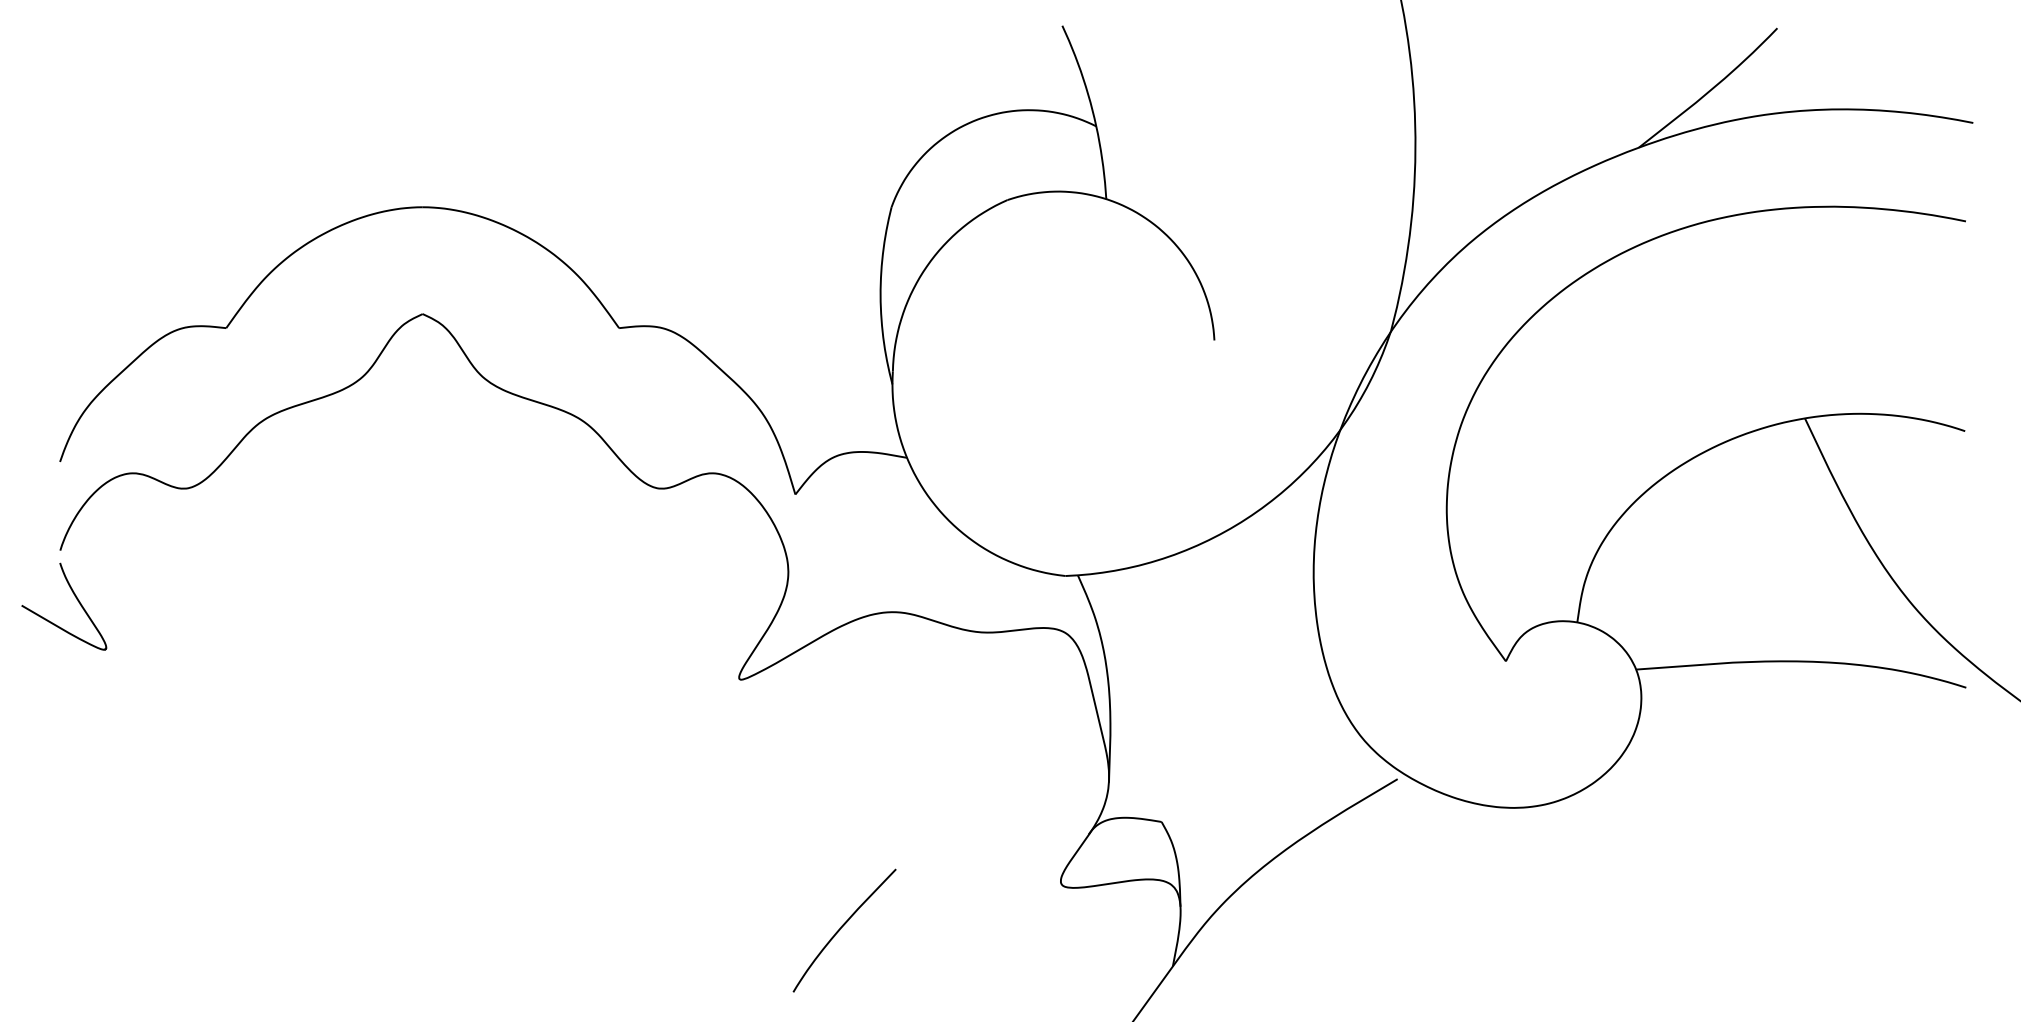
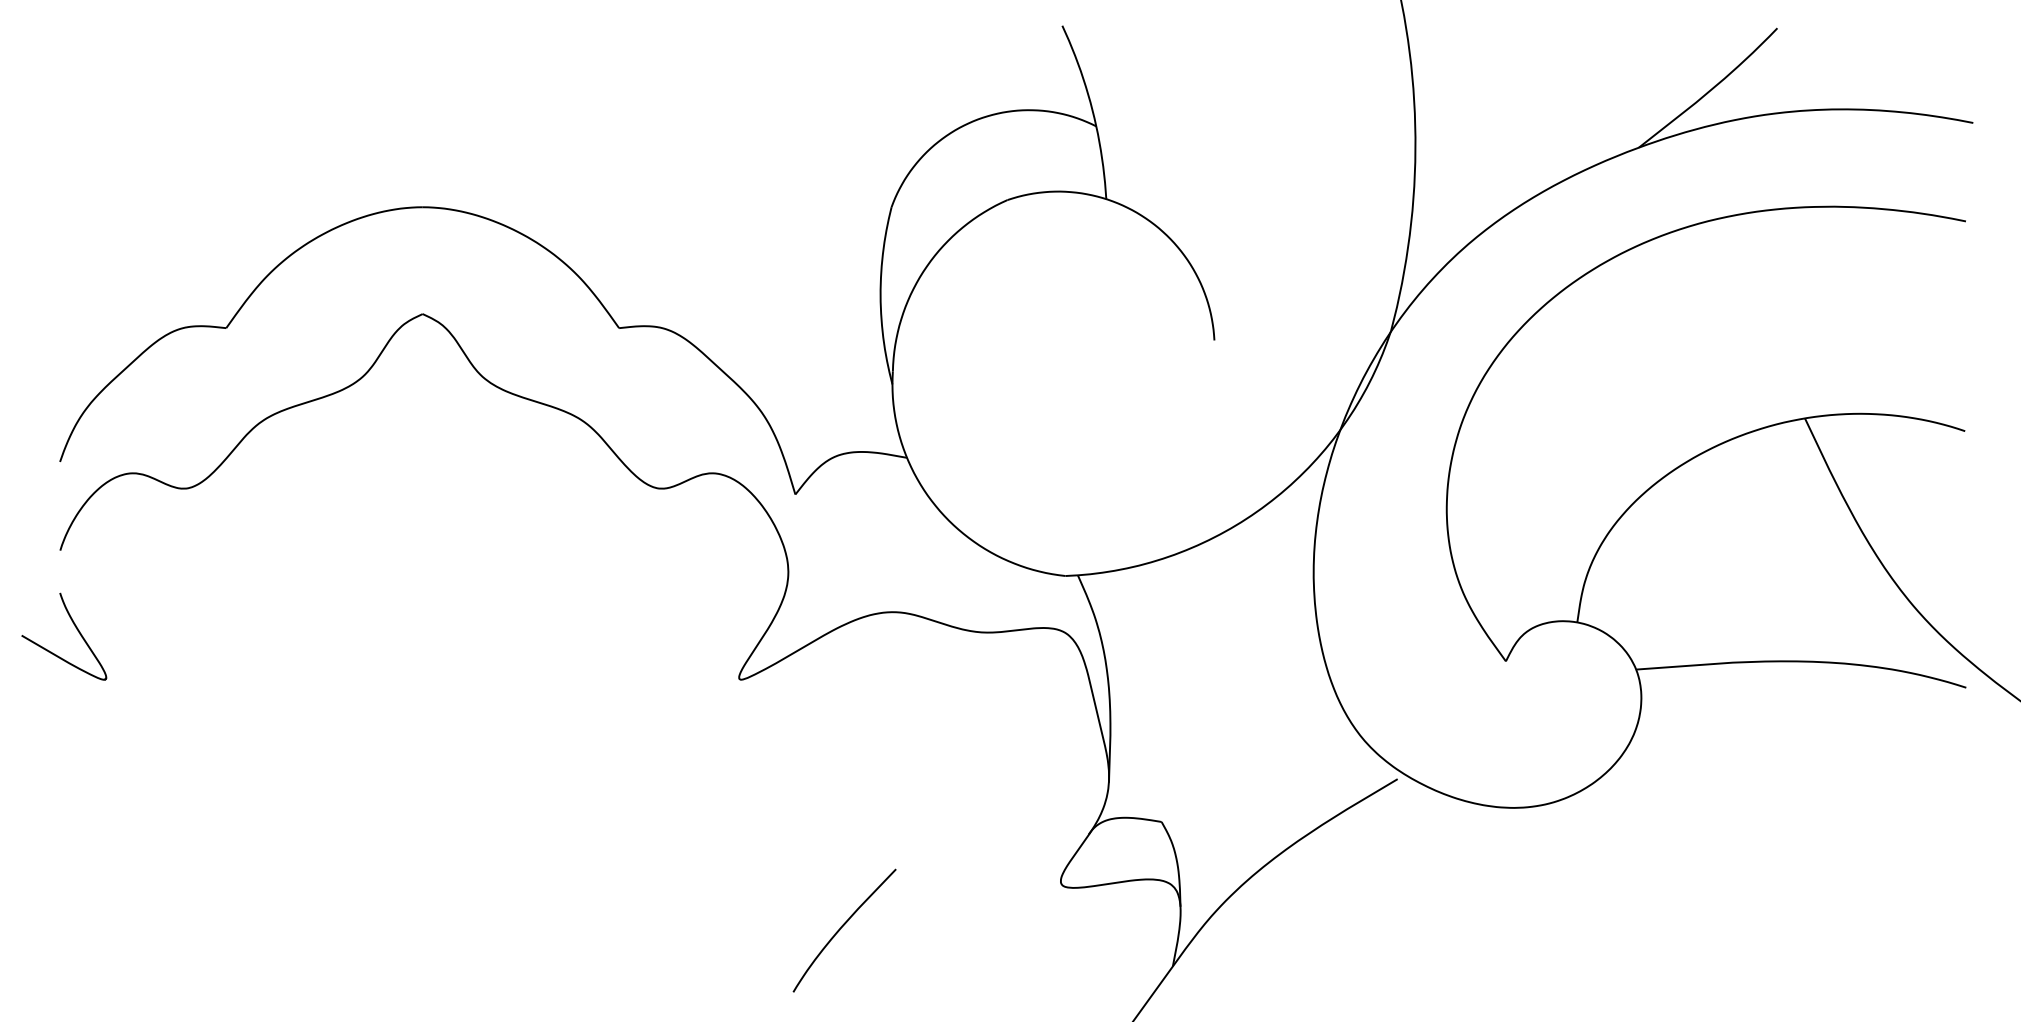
curve position: (76, 599) -> (76, 629) (76, 629)
